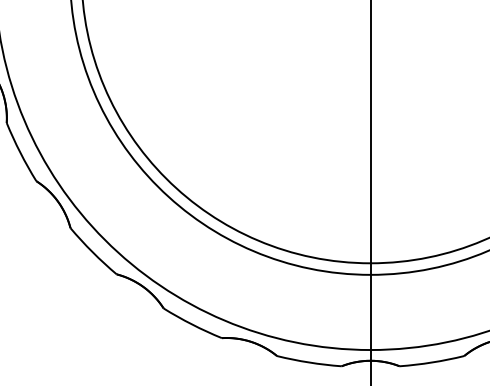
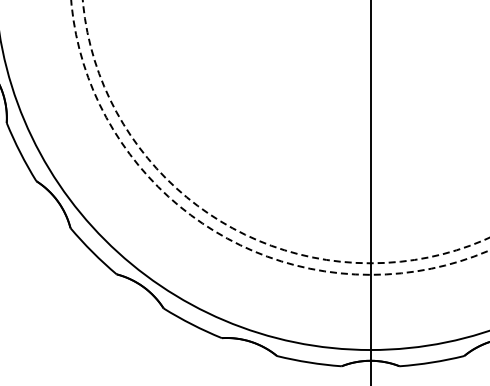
circle: solid -> dashed (285, 131)
circle: solid -> dashed (280, 137)
